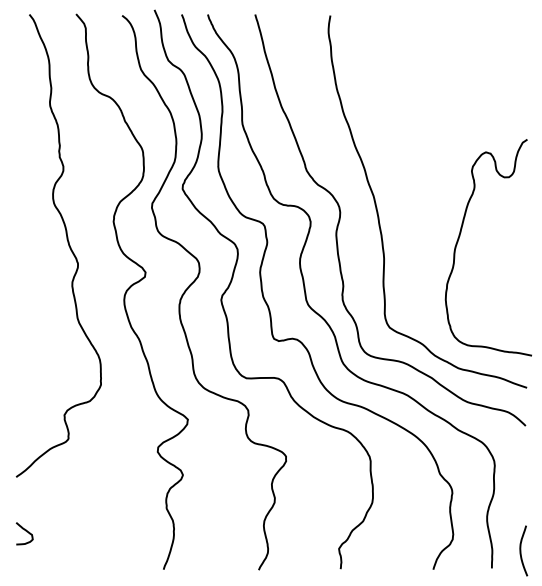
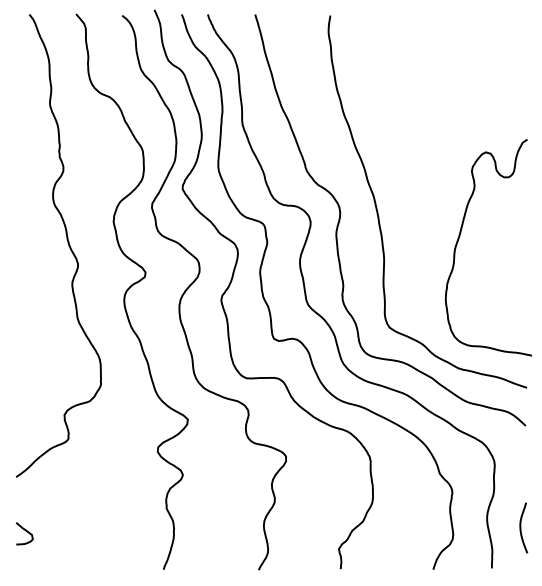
curve position: (521, 550) -> (521, 527) (521, 527)
